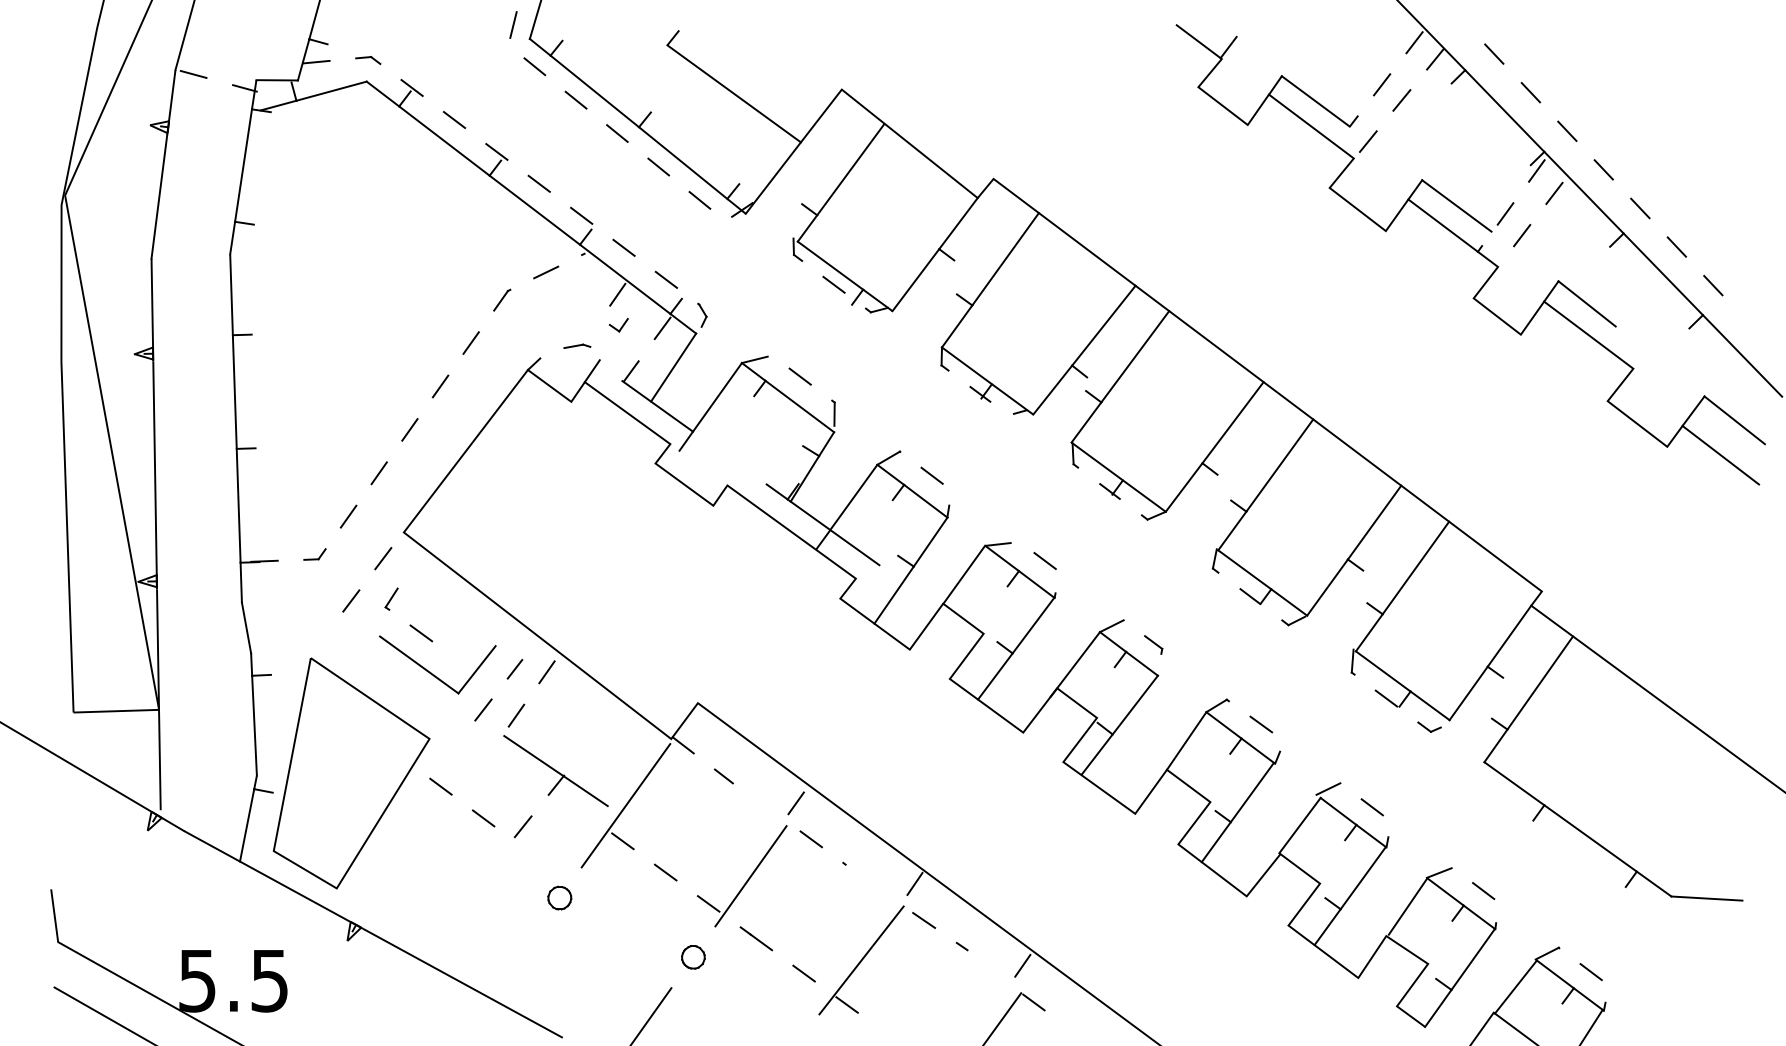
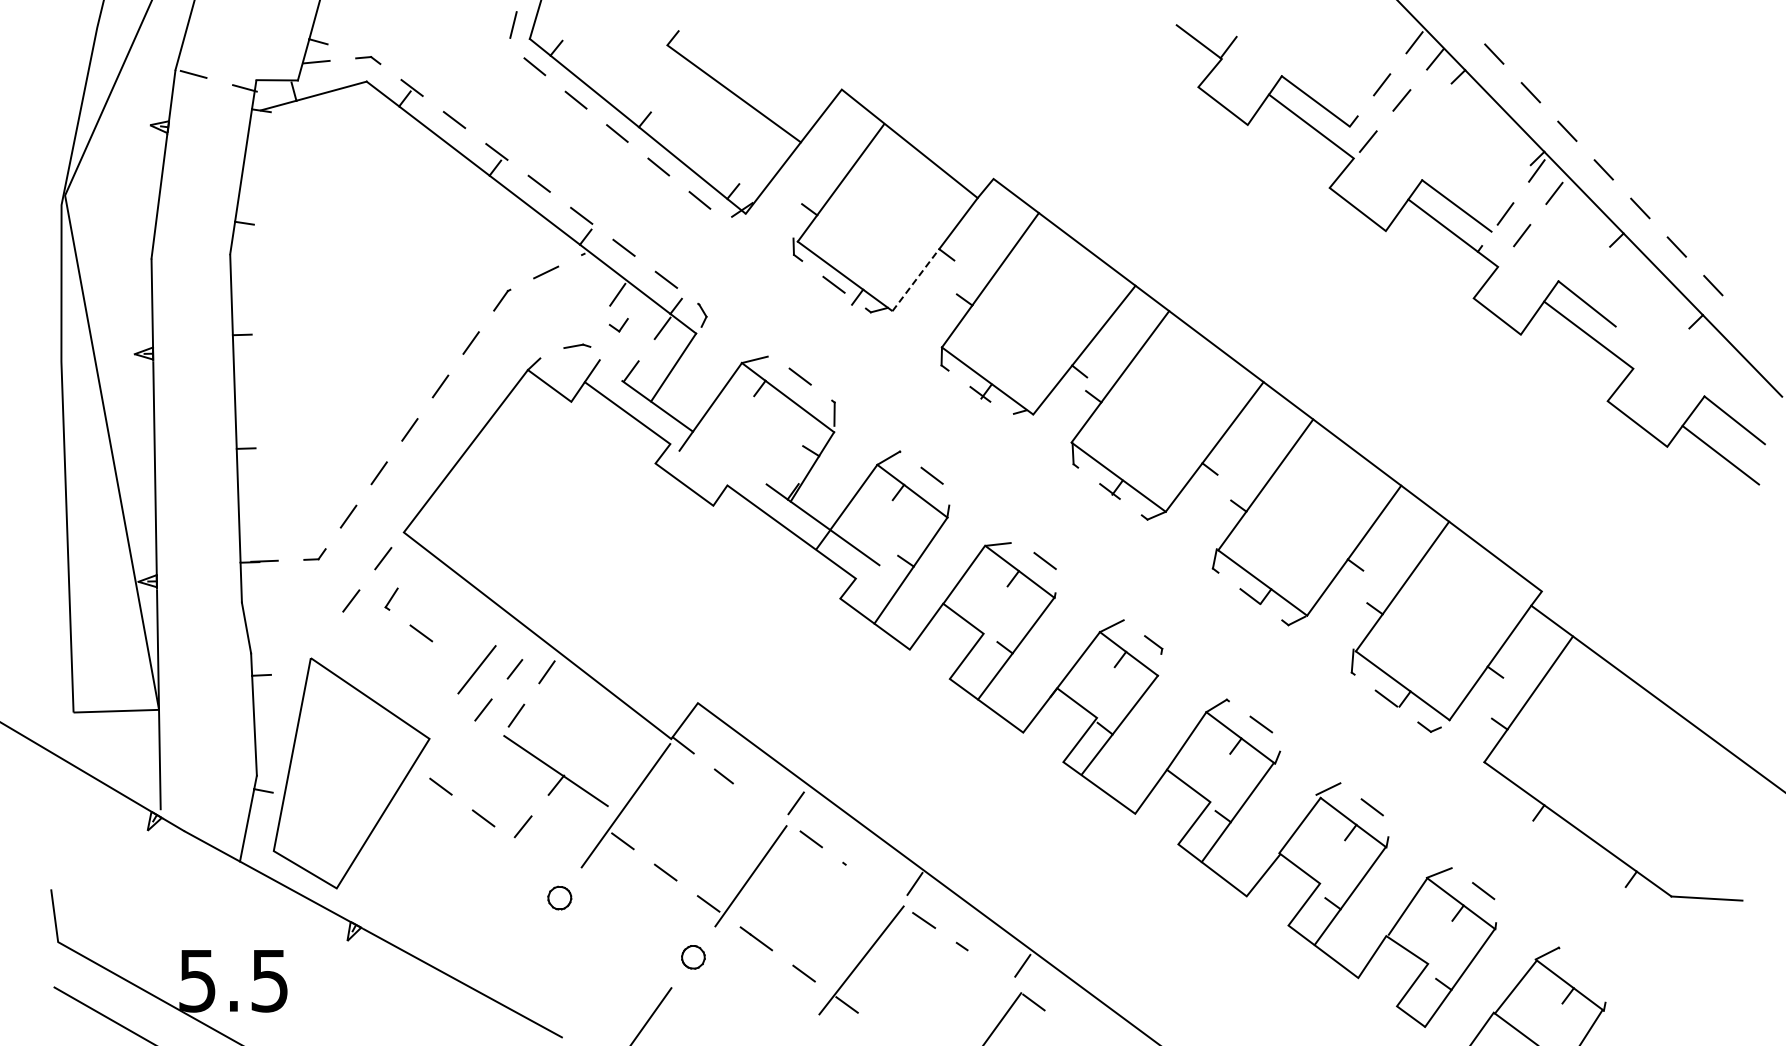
line: solid -> dashed (915, 280)
line: present -> none (419, 664)
line: present -> none (1590, 971)
